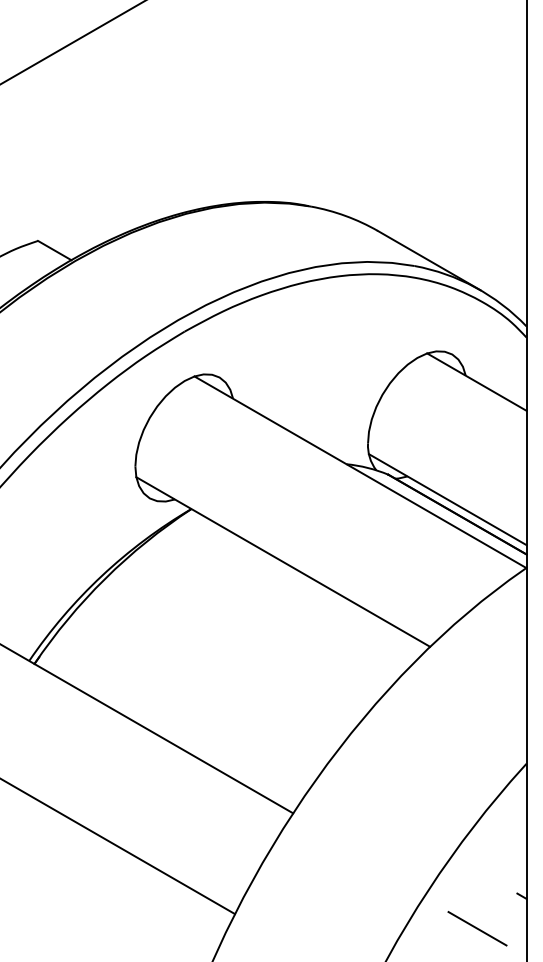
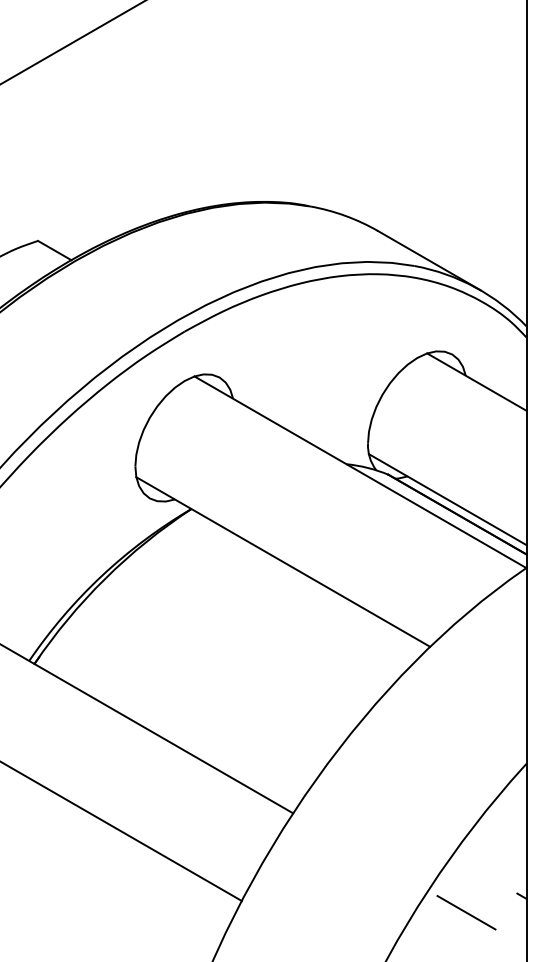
line position: (118, 846) -> (121, 831) (121, 831)
line position: (477, 928) -> (466, 912) (466, 912)
